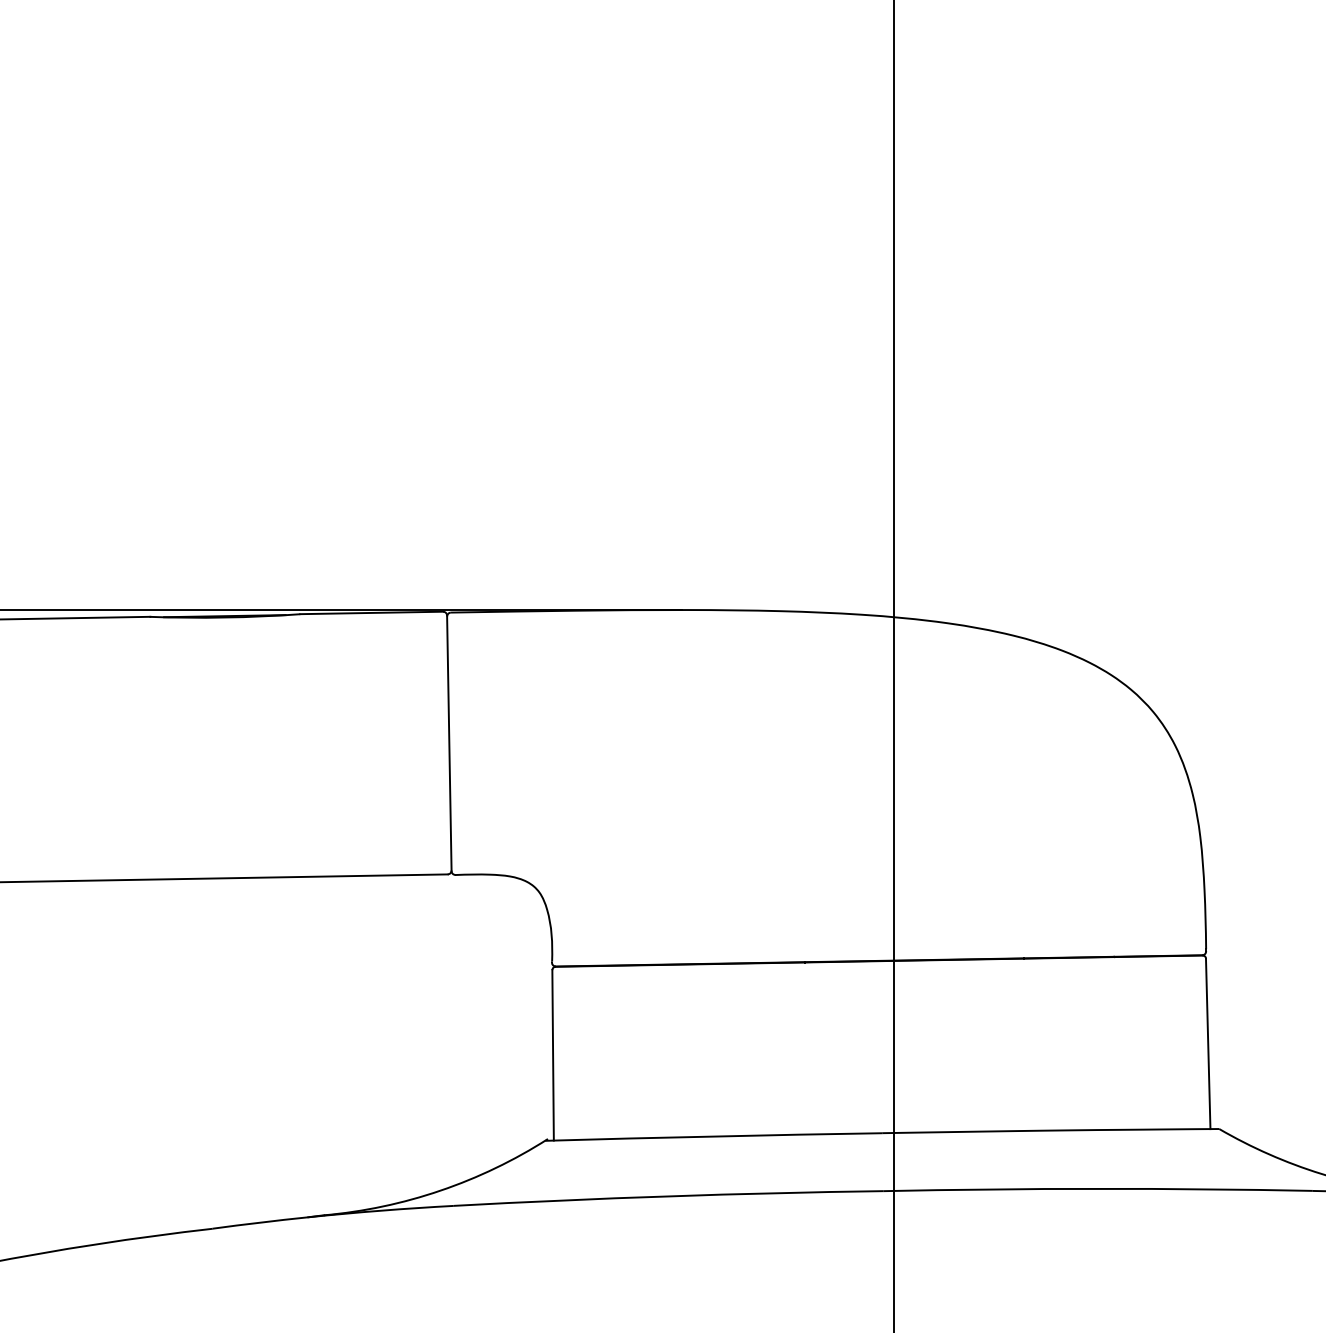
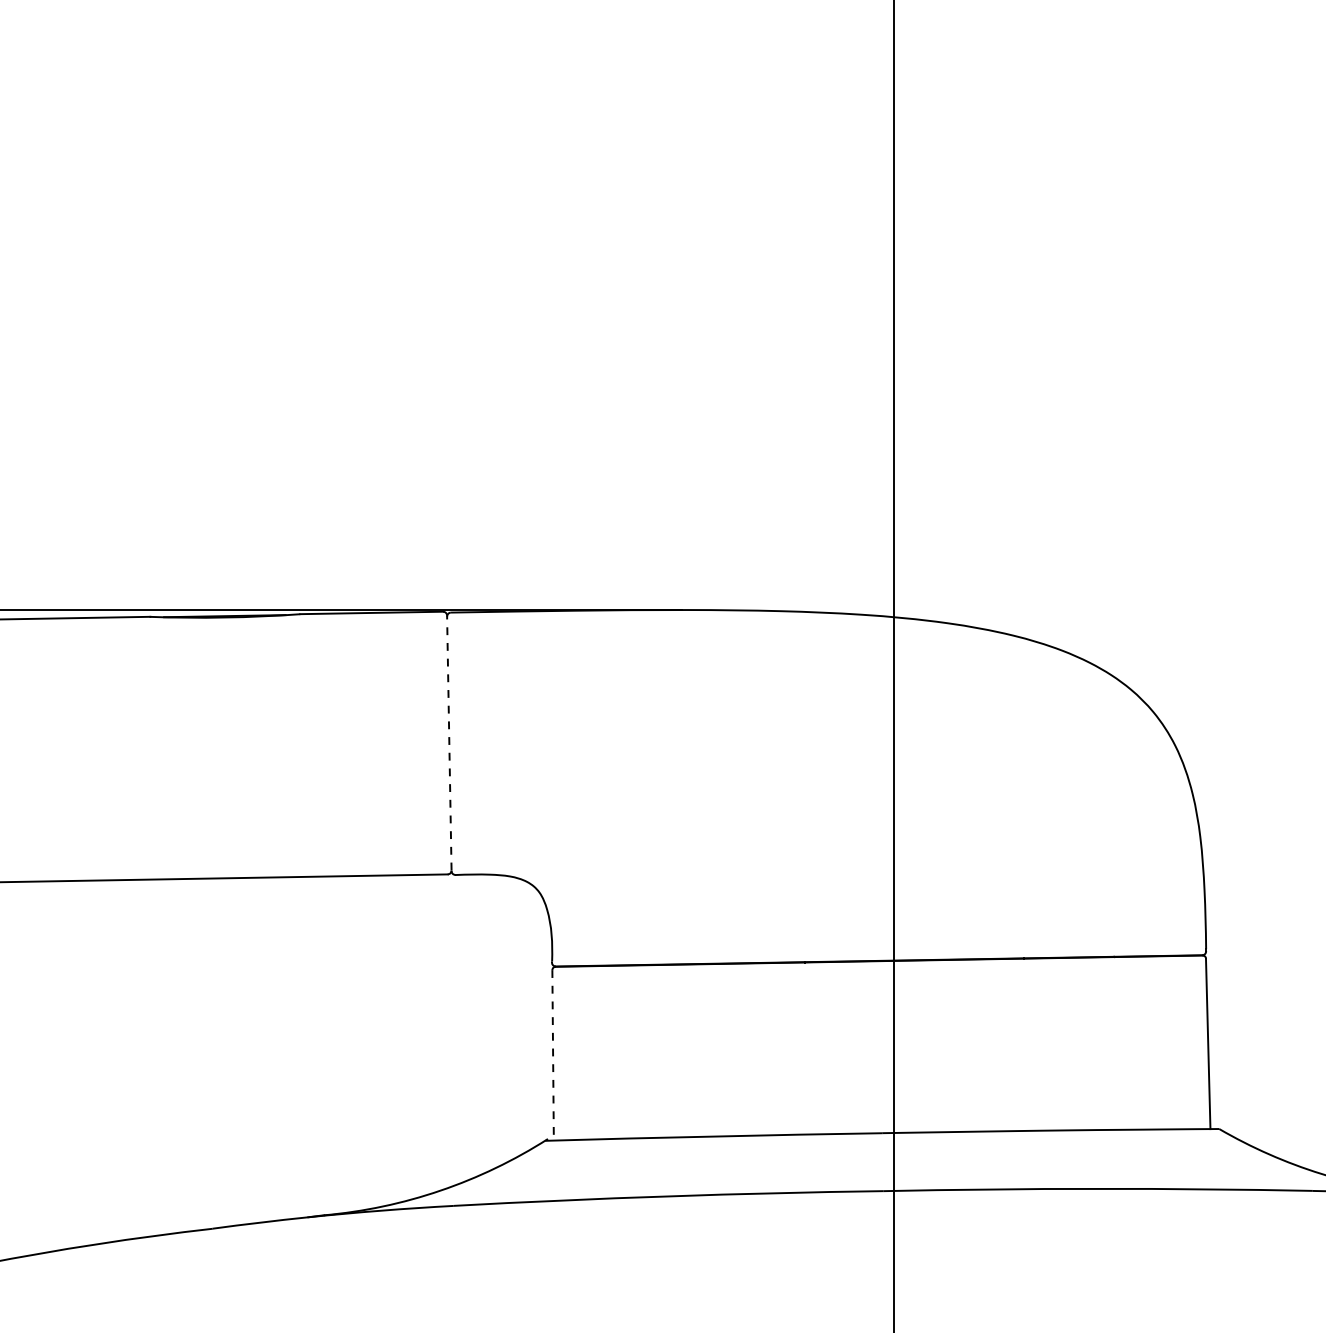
line: solid -> dashed (449, 742)
line: solid -> dashed (553, 1055)
